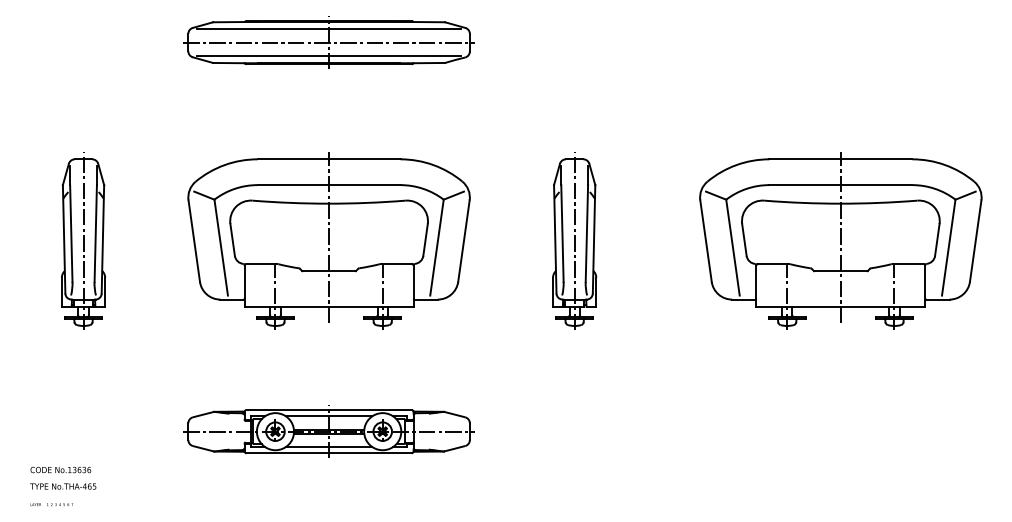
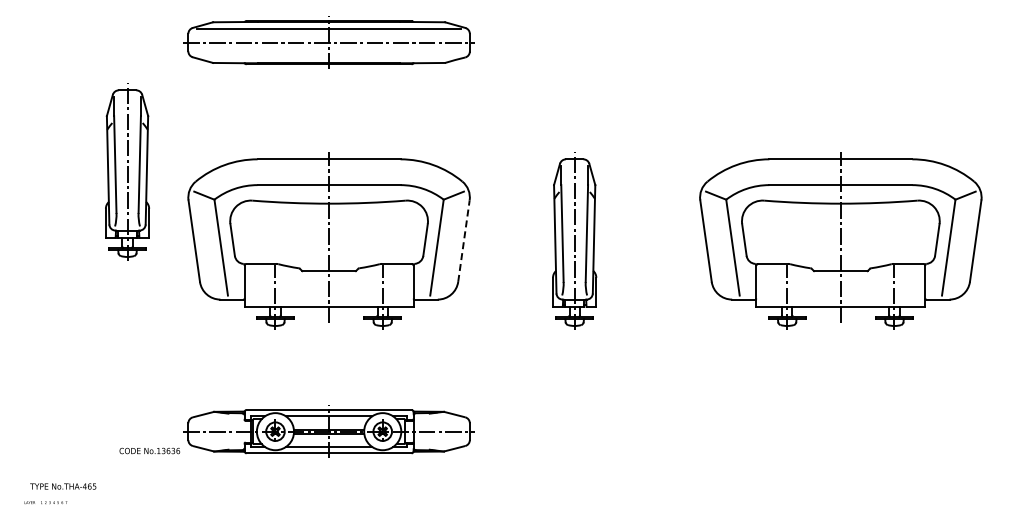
line: present -> none (329, 56)
part position: (83, 240) -> (127, 171) (127, 171)
line: solid -> dashed (464, 240)
text position: (60, 469) -> (149, 450) (149, 450)
text position: (51, 504) -> (45, 502) (45, 502)
